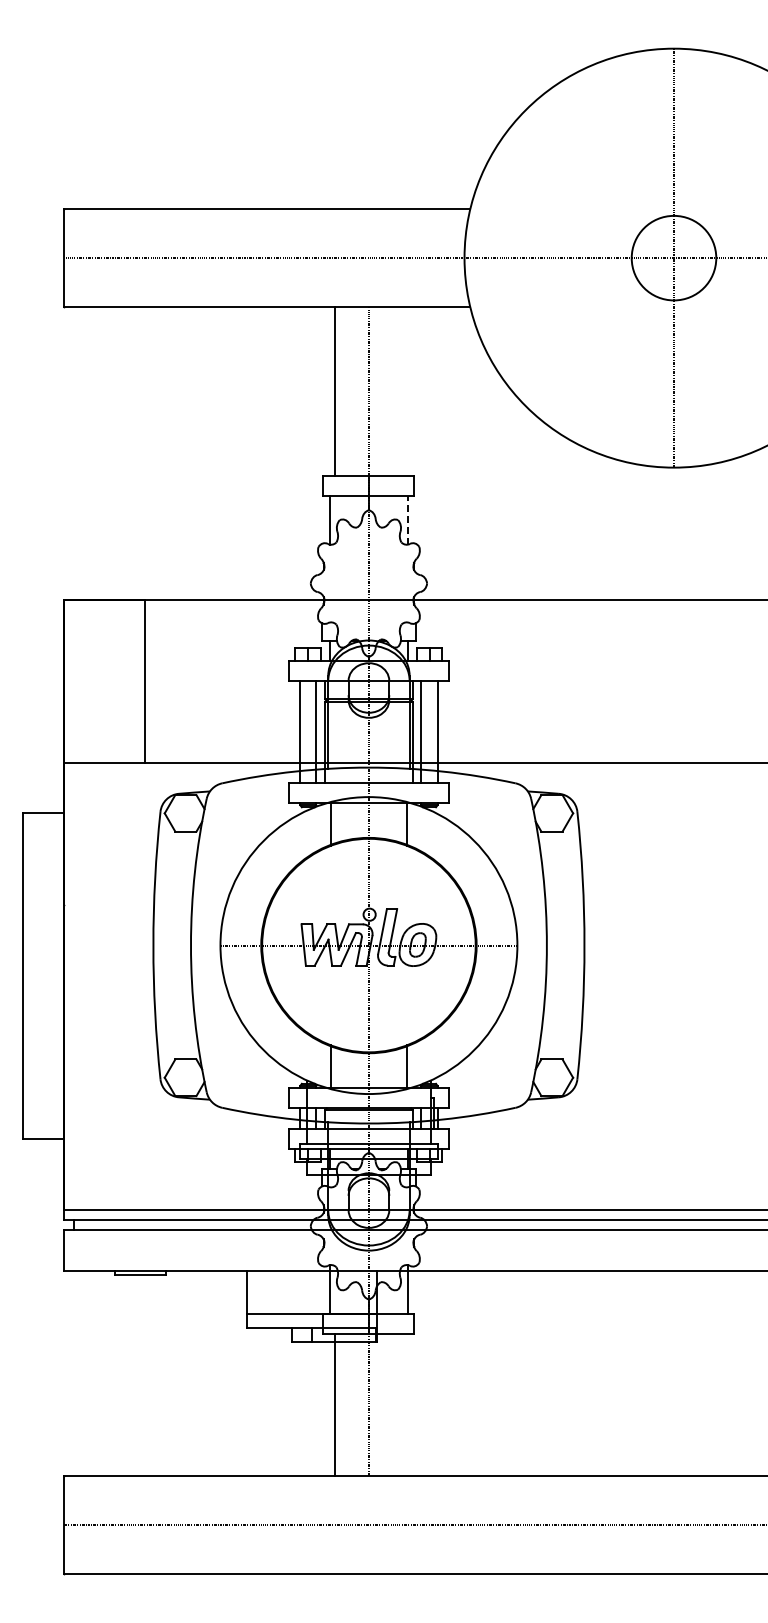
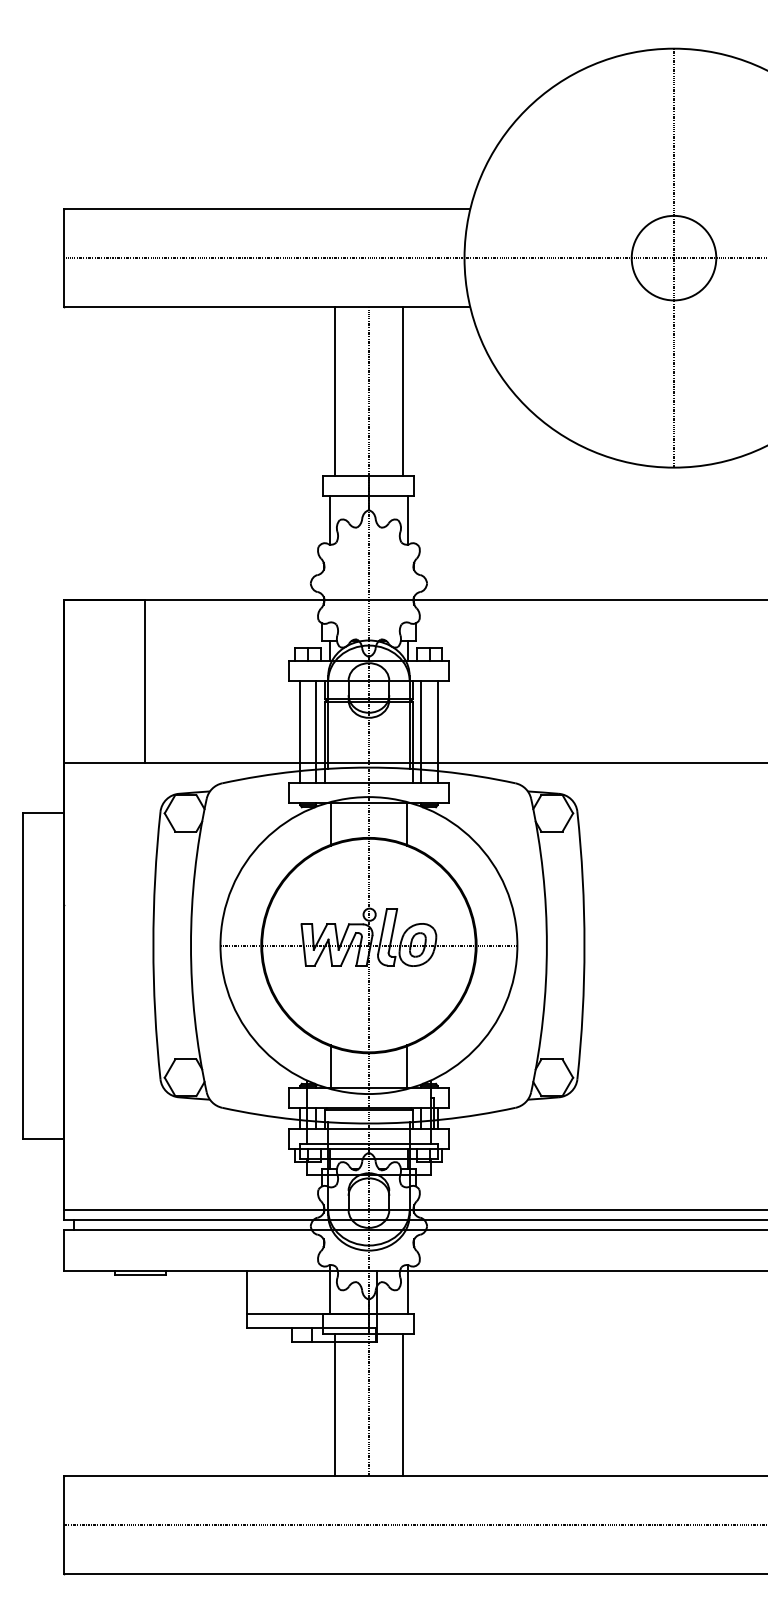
line: none -> present (403, 391)
line: dashed -> solid (407, 519)
line: none -> present (403, 1405)
